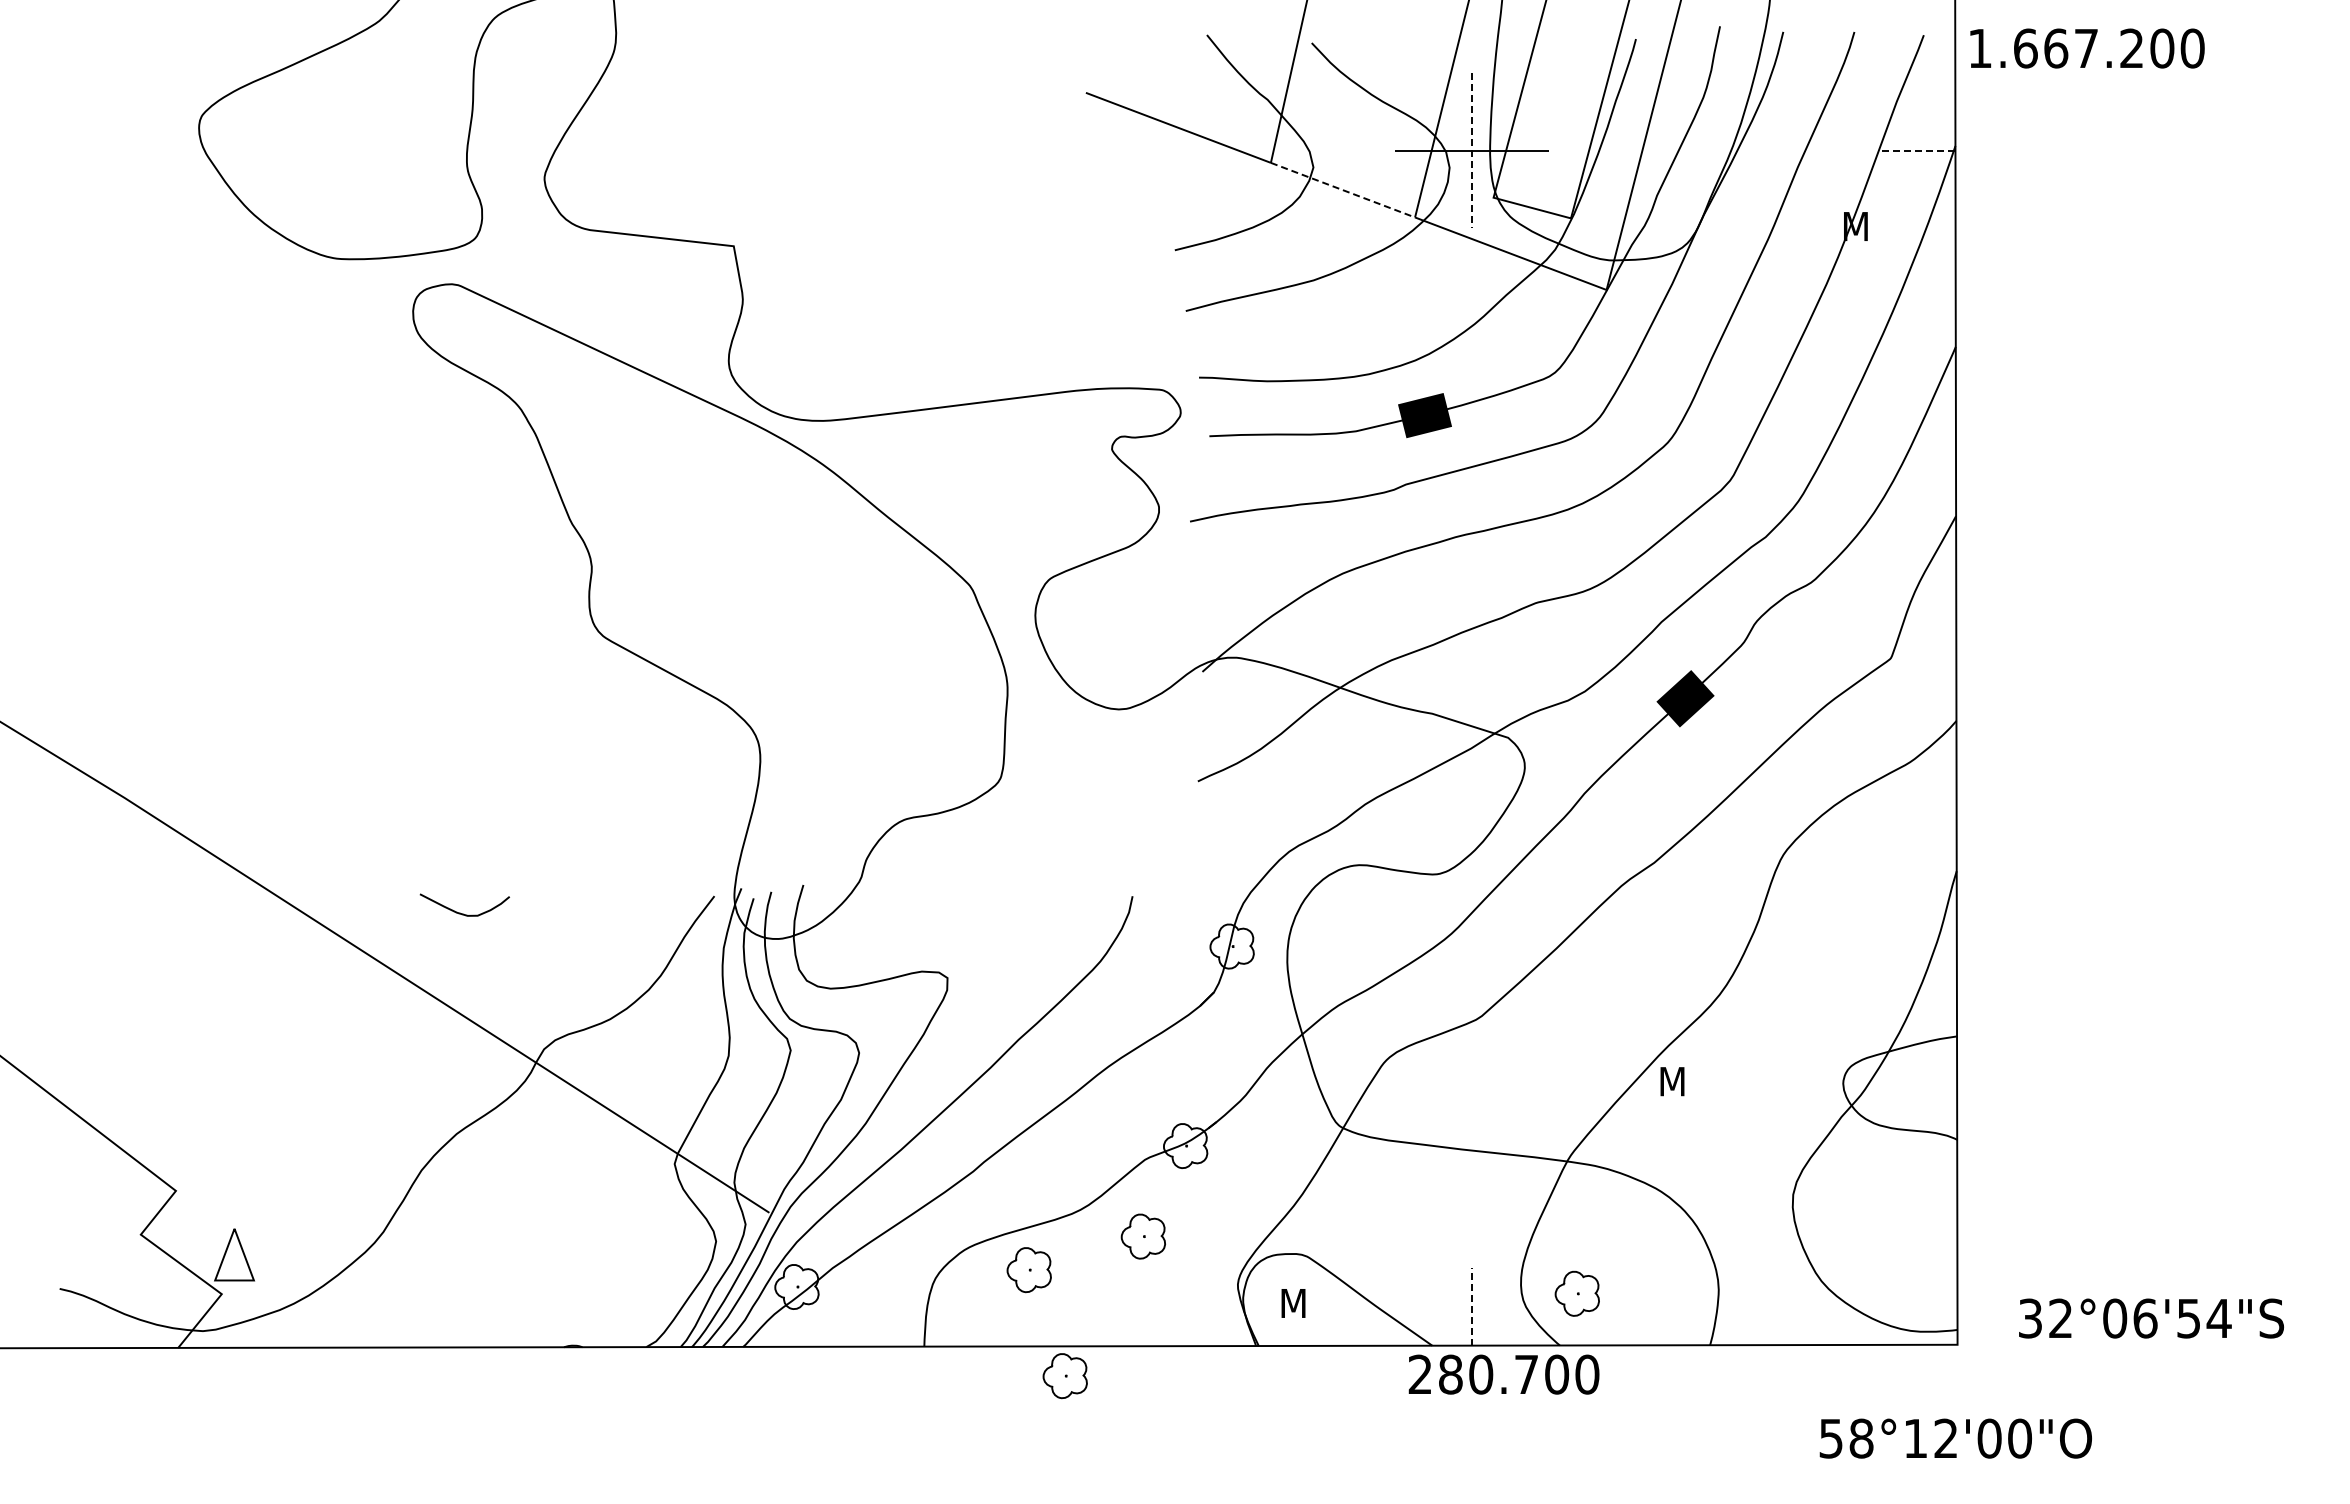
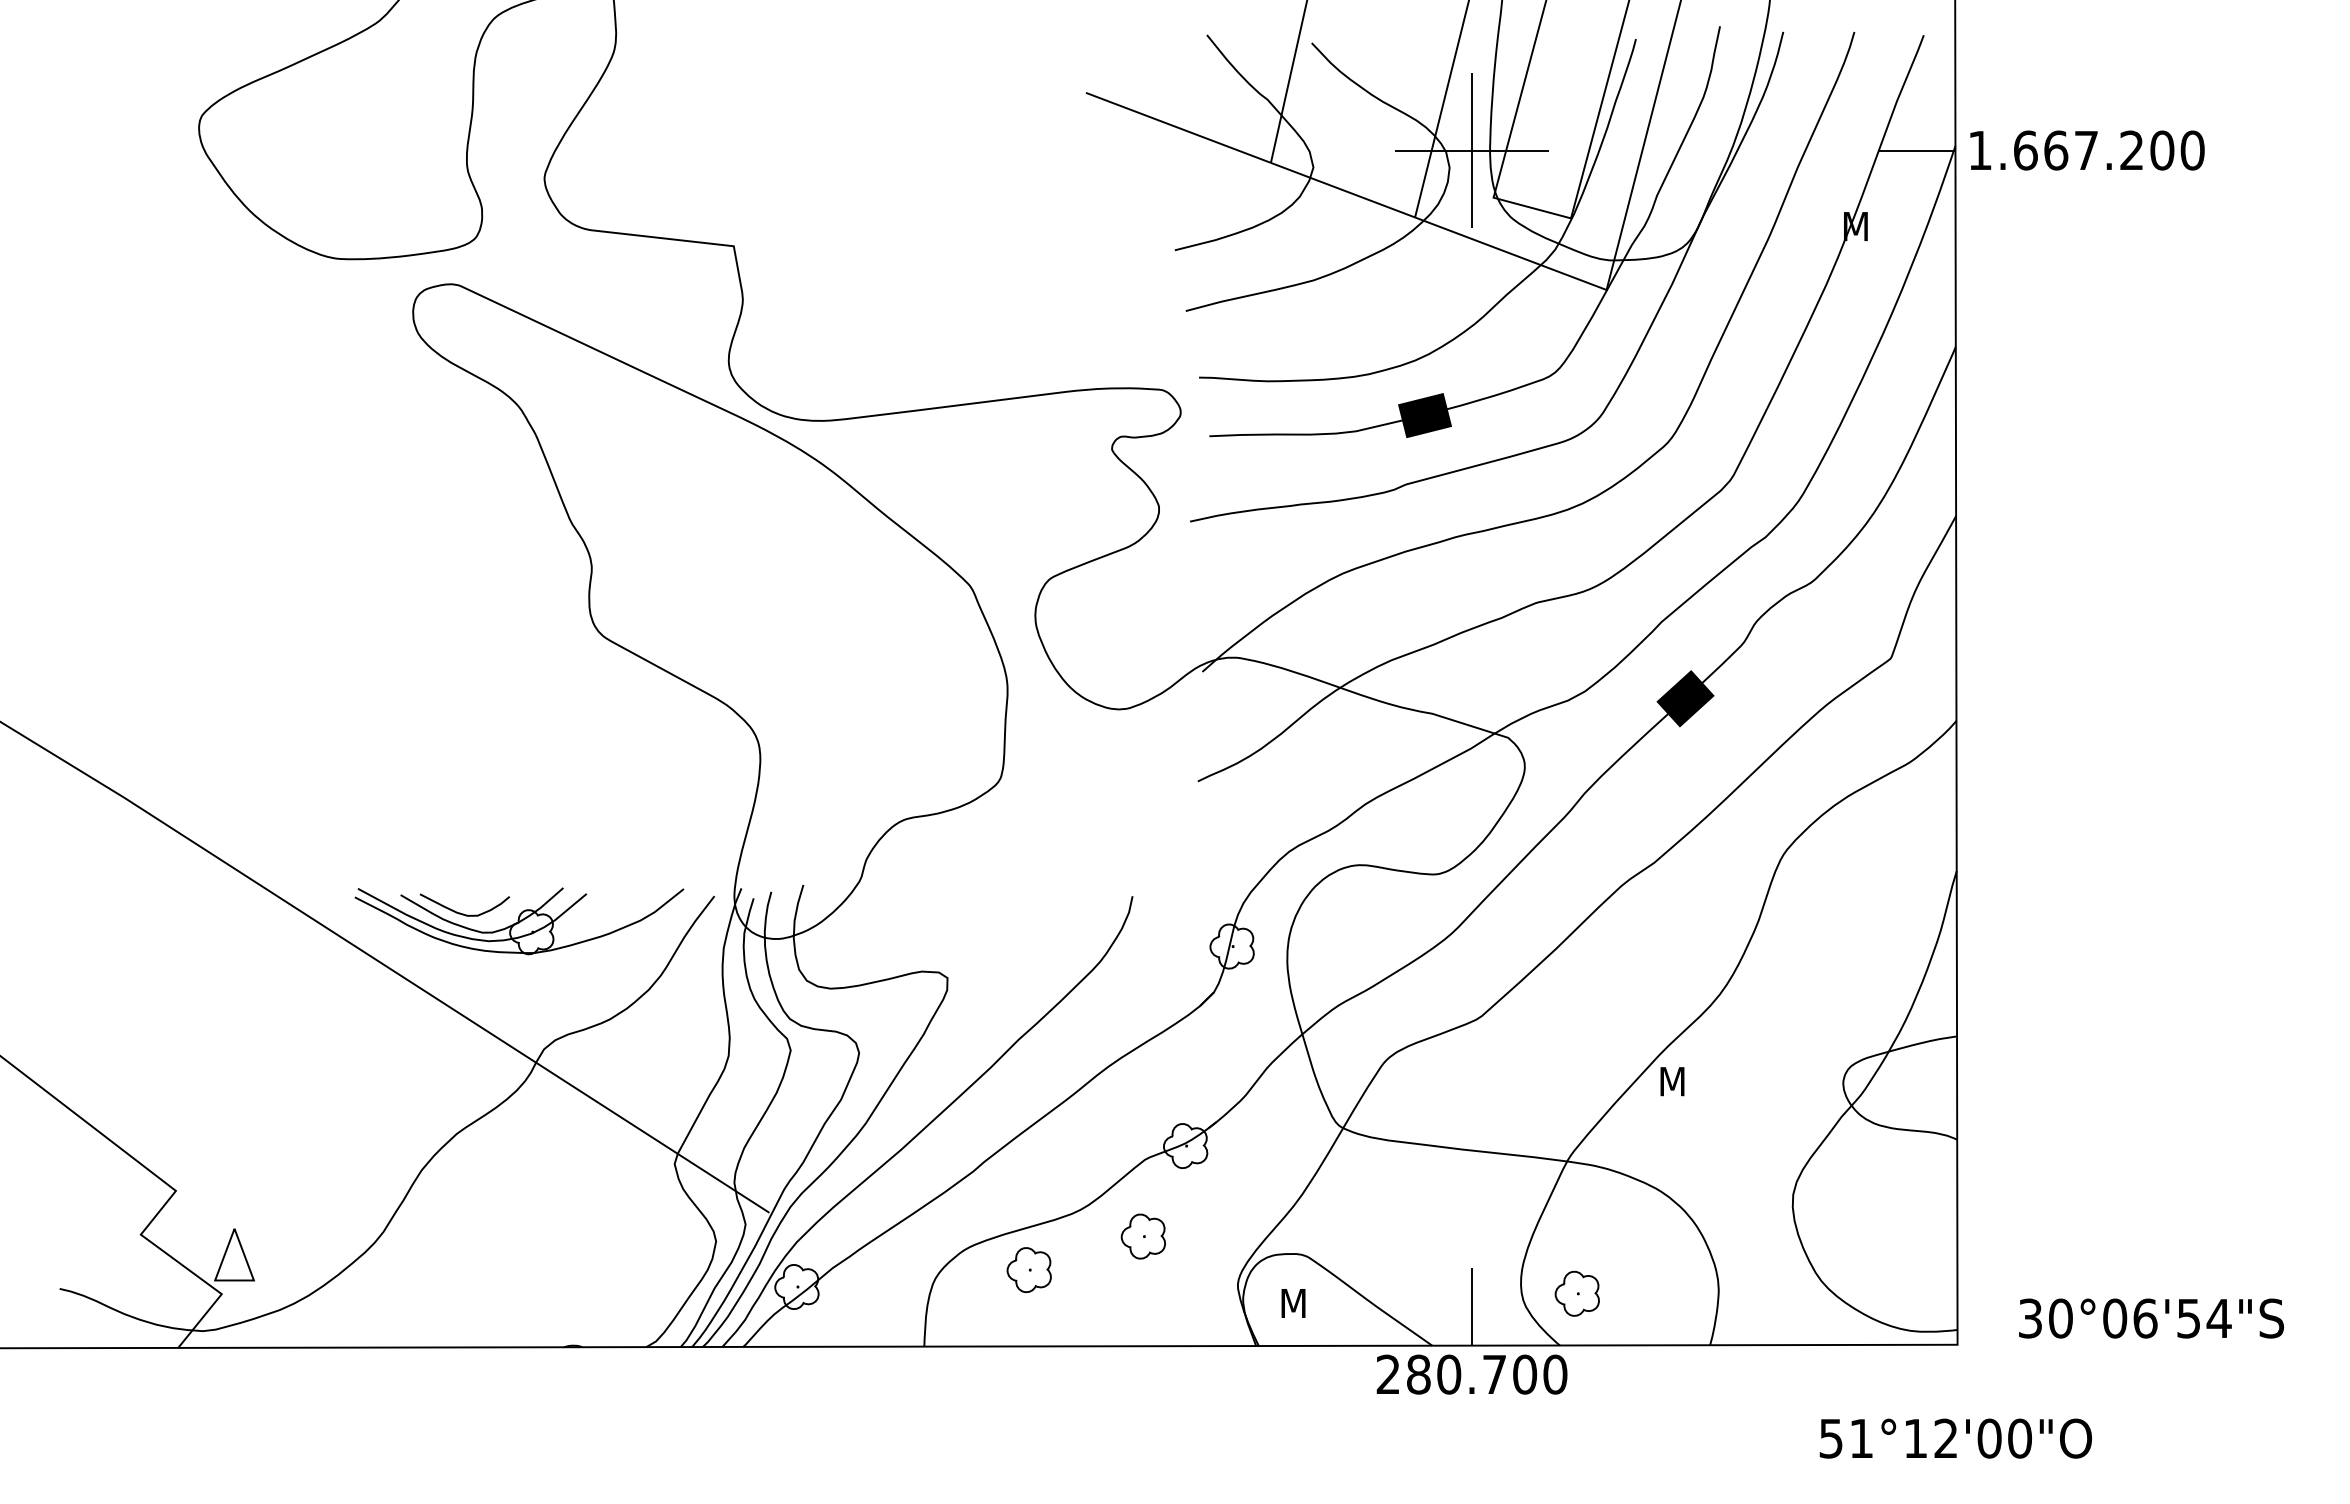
text position: (2087, 48) -> (2087, 150) (2087, 150)
line: dashed -> solid (1916, 150)
line: dashed -> solid (1471, 151)
line: dashed -> solid (1343, 190)
part: none -> present (519, 921)
line: dashed -> solid (1471, 1306)
text: 32°06'54"S -> 30°06'54"S (2060, 1318)
text position: (1503, 1374) -> (1471, 1374) (1471, 1374)
part: present -> none (1064, 1376)
text: 58°12'00"O -> 51°12'00"O (1861, 1438)
